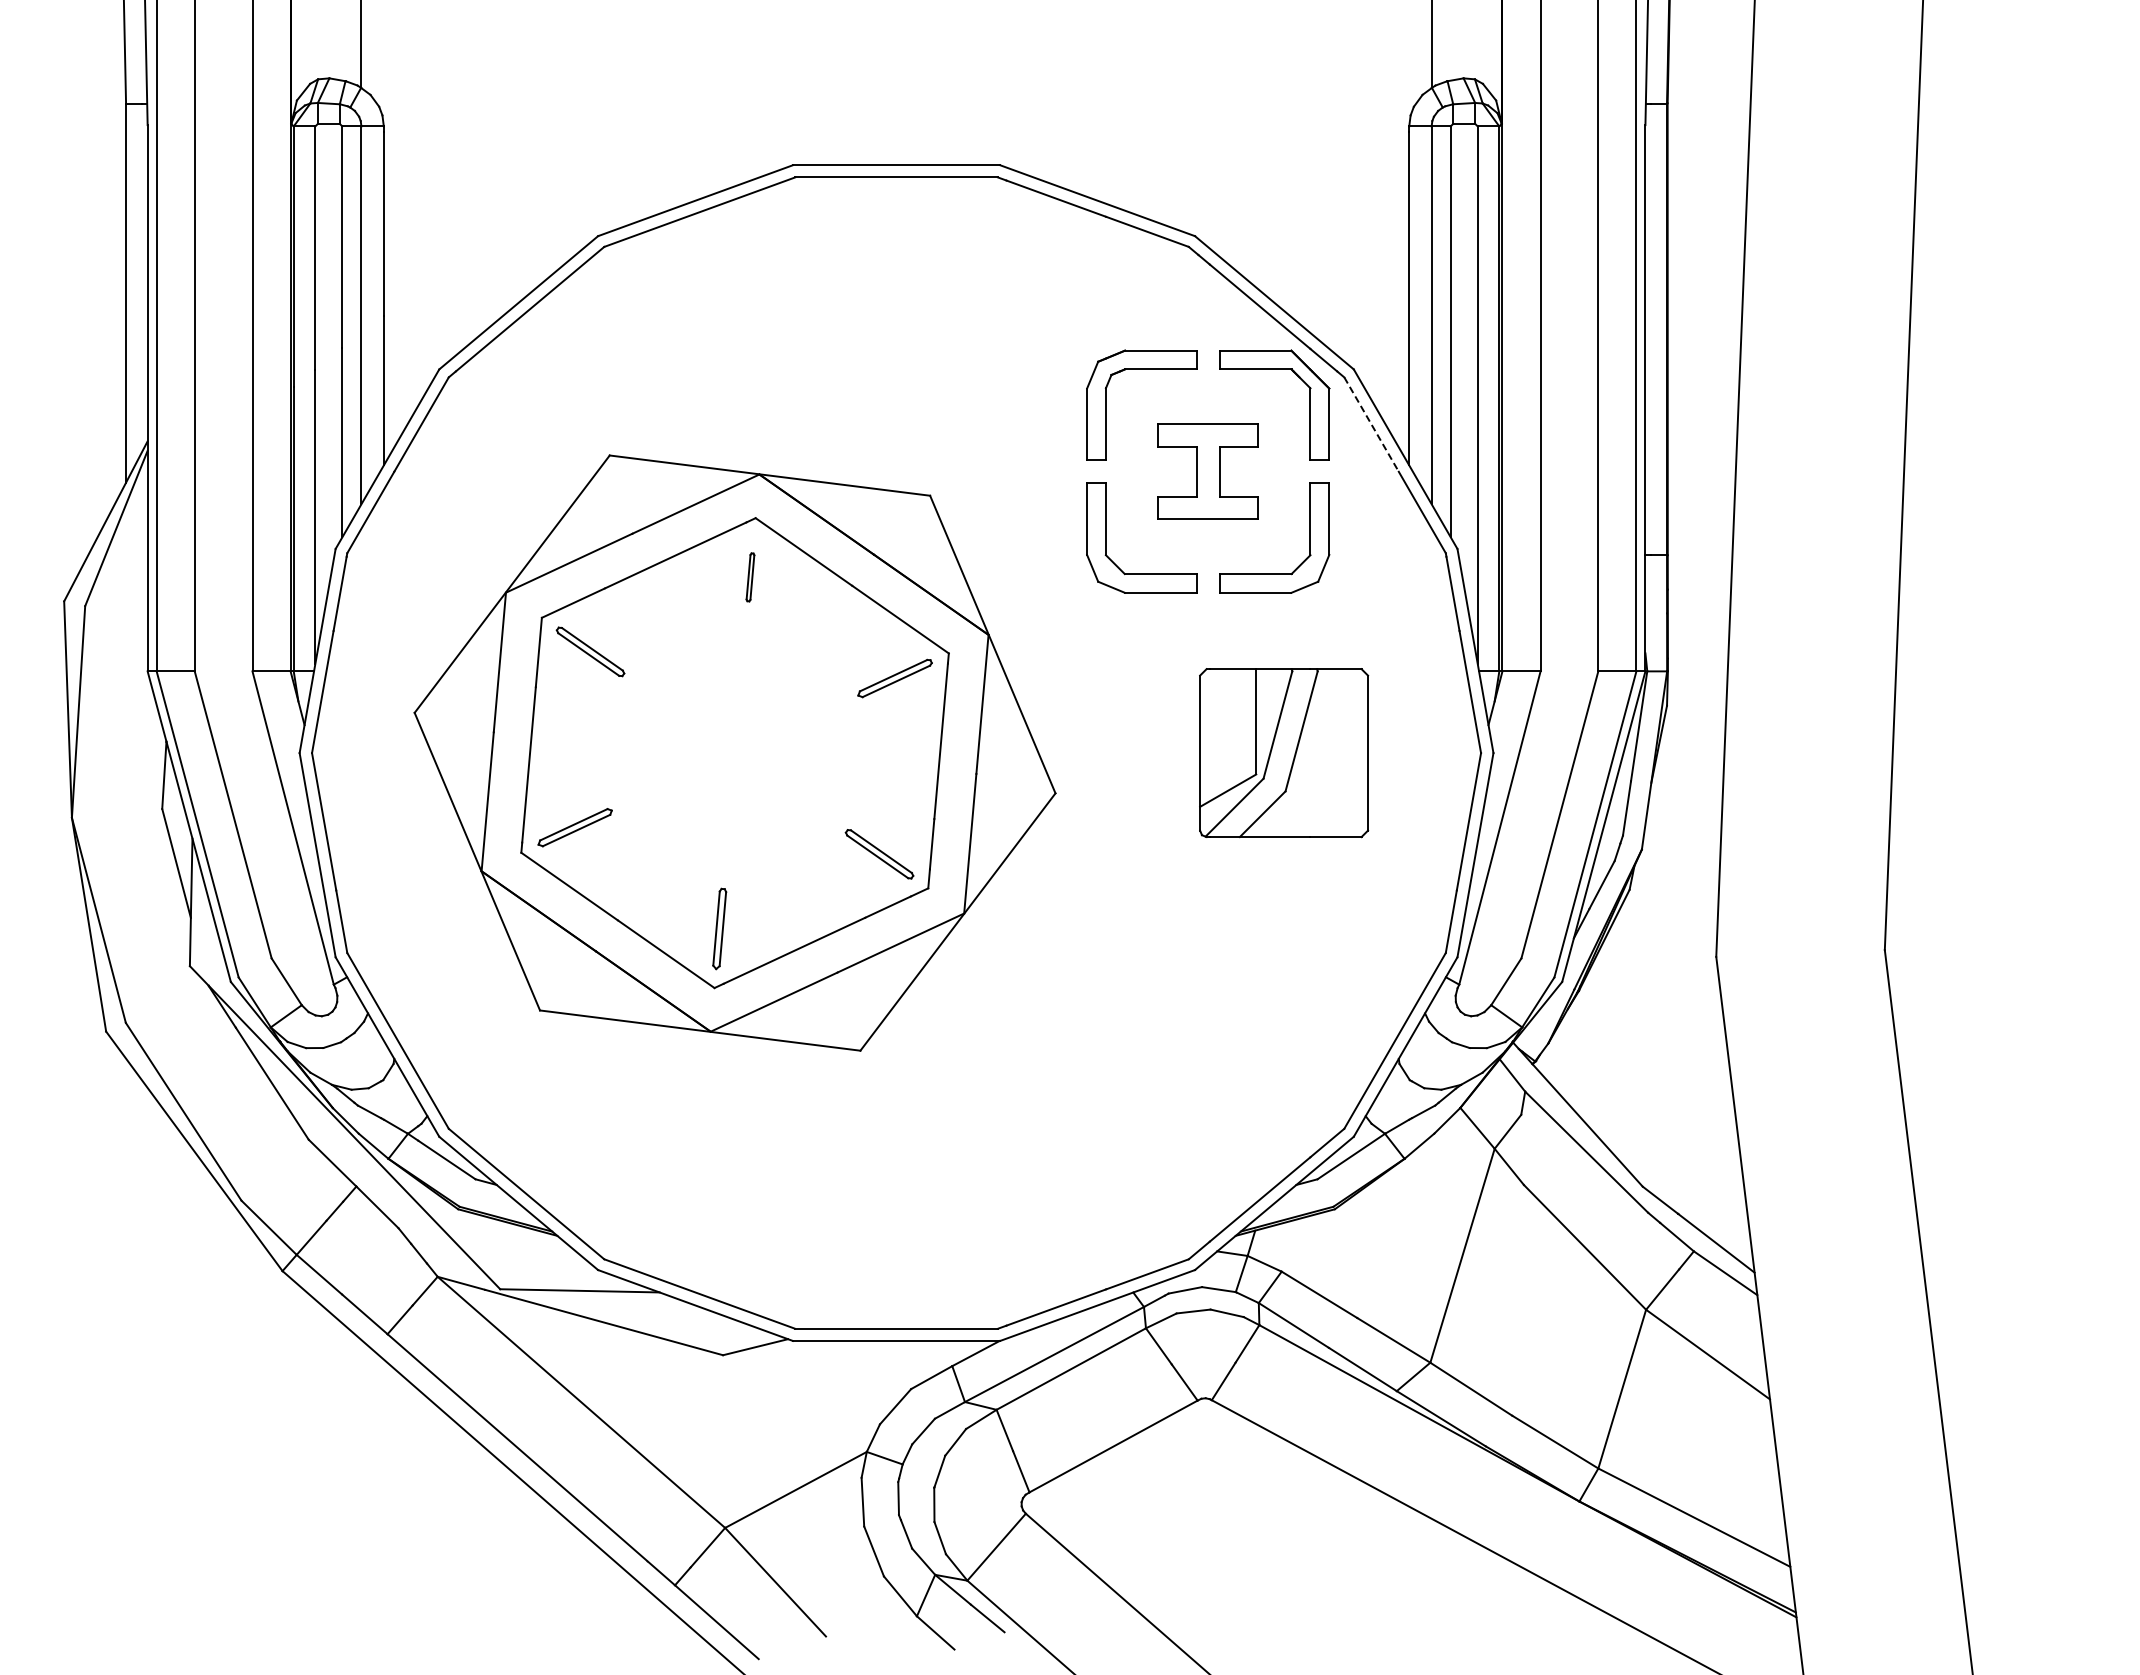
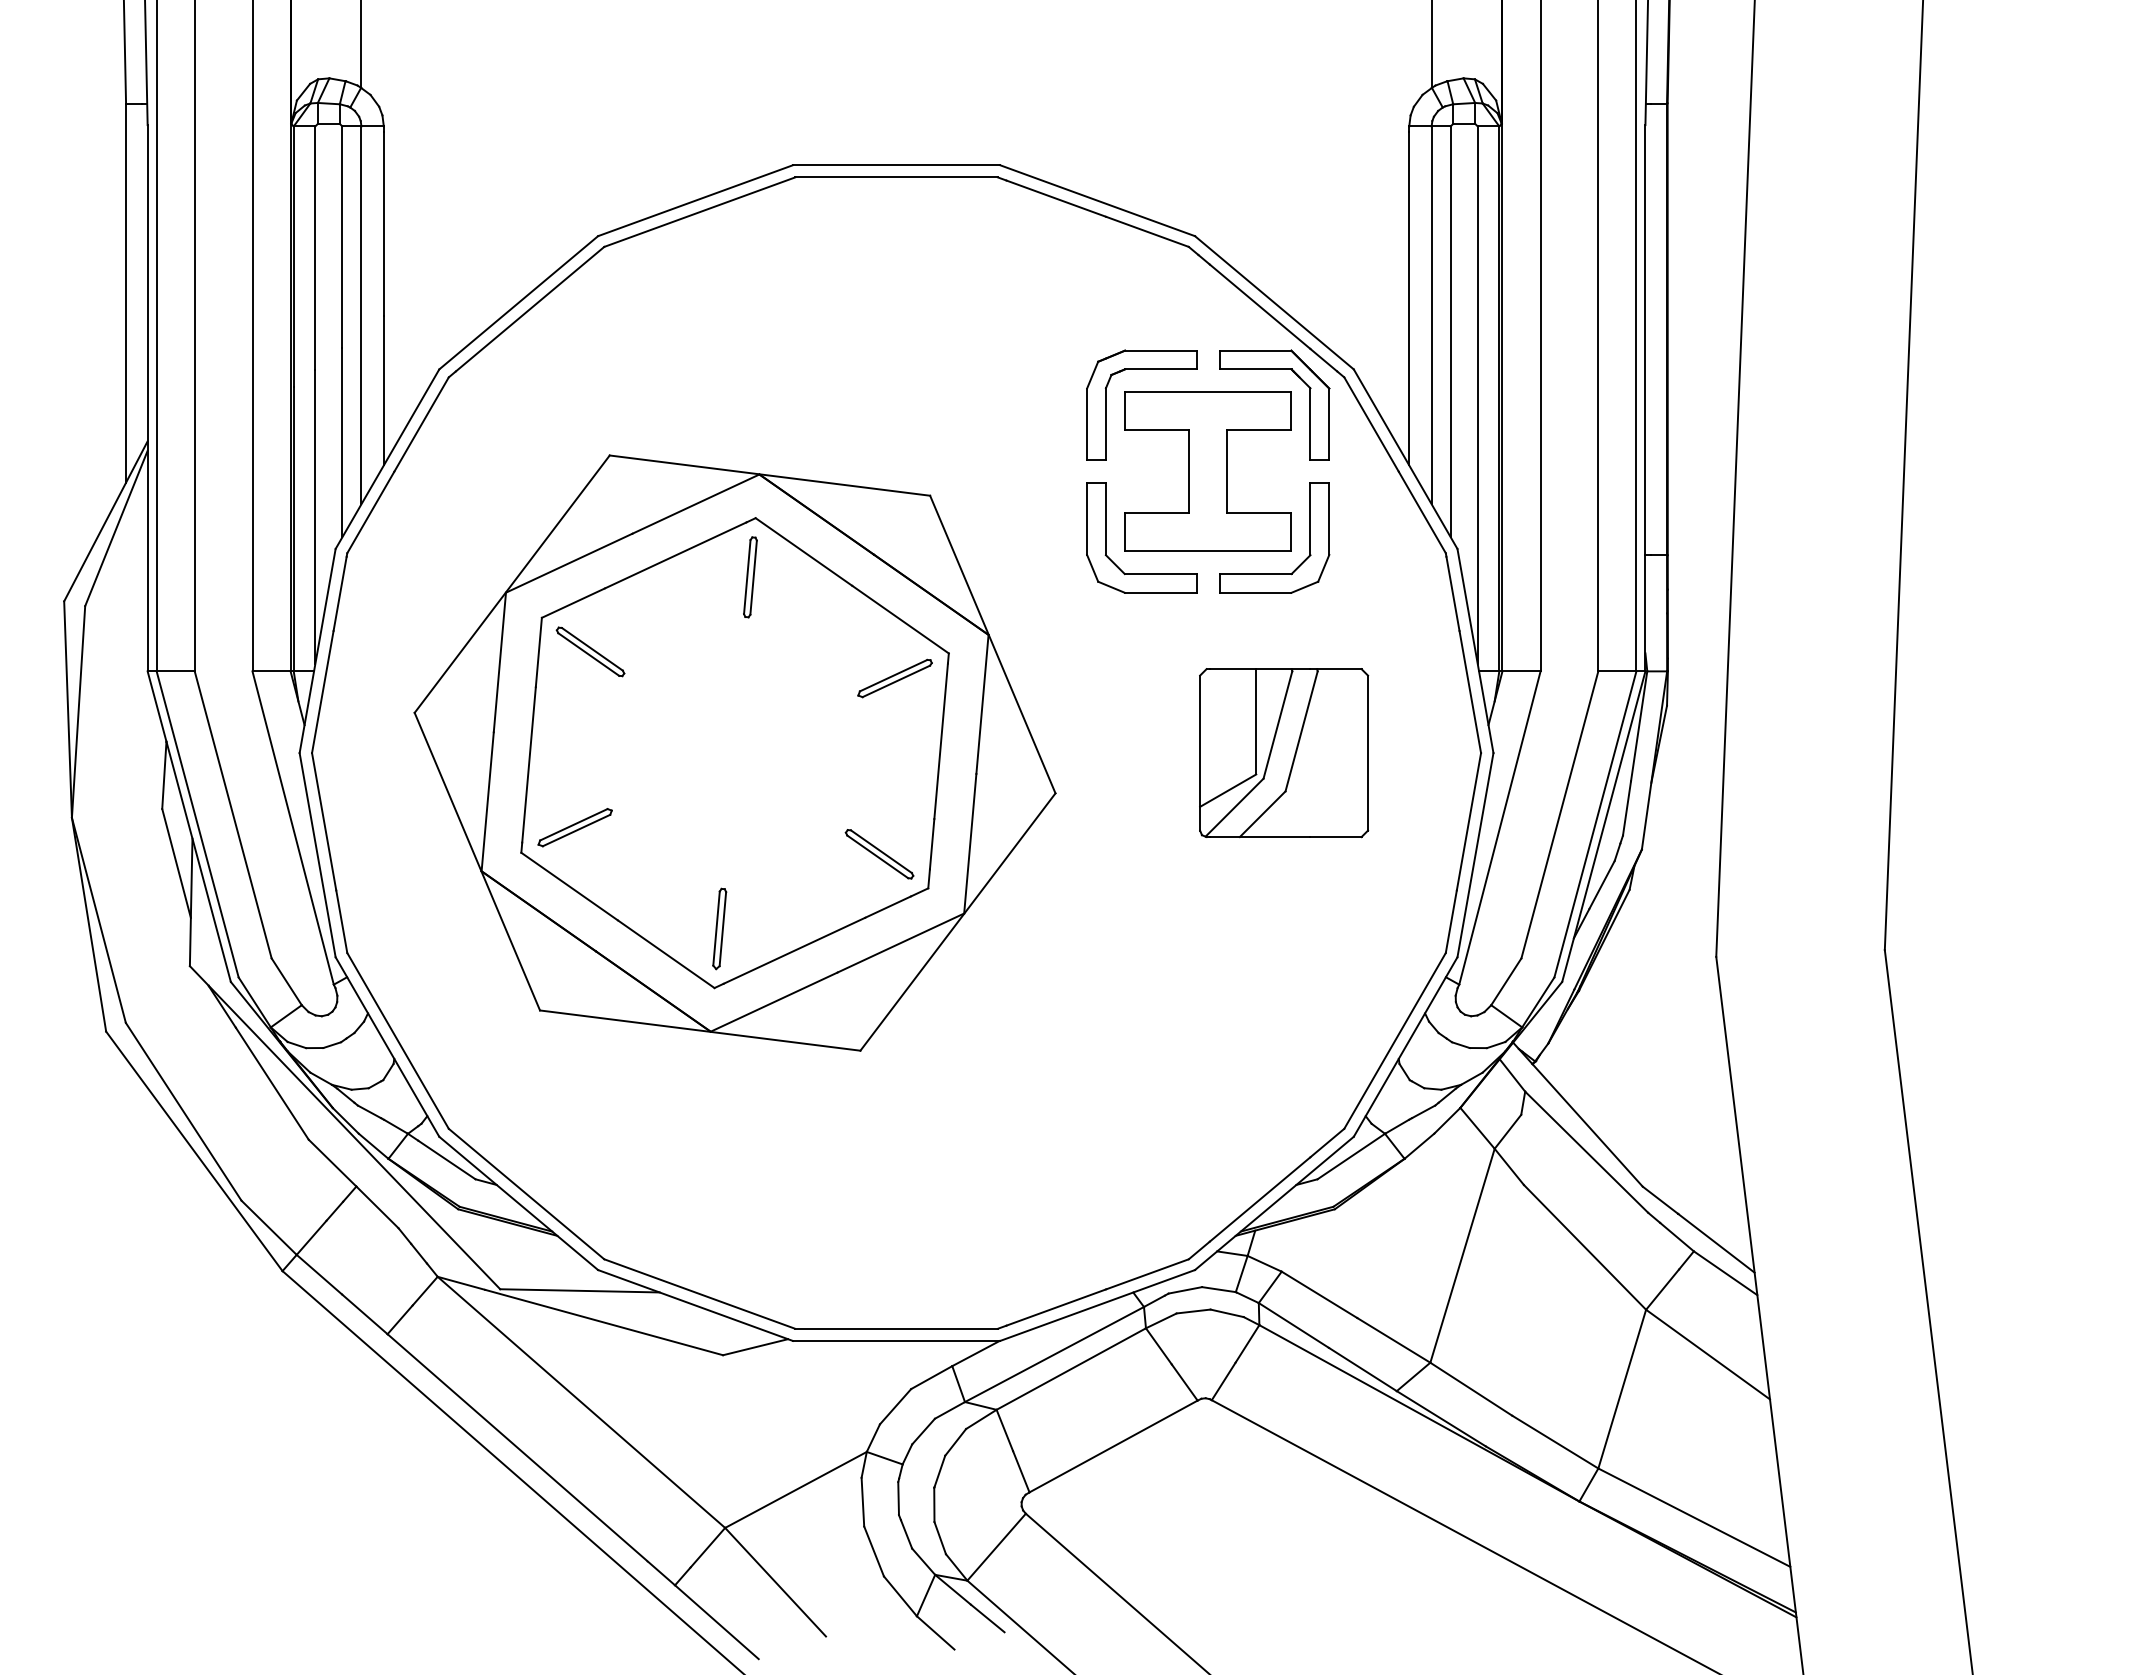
line: dashed -> solid (1371, 425)
part size: 102x97 px -> 168x161 px (1207, 471)
part size: 11x51 px -> 15x83 px (750, 577)
